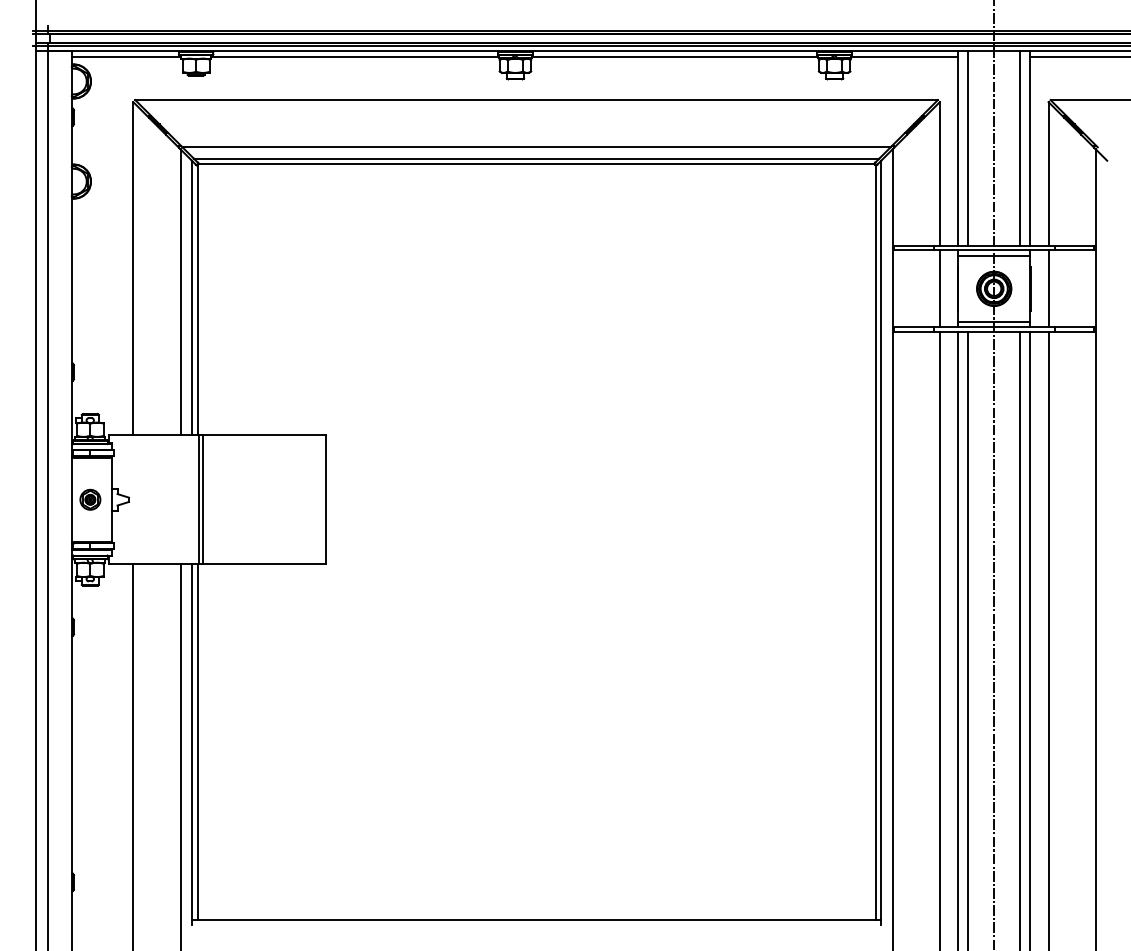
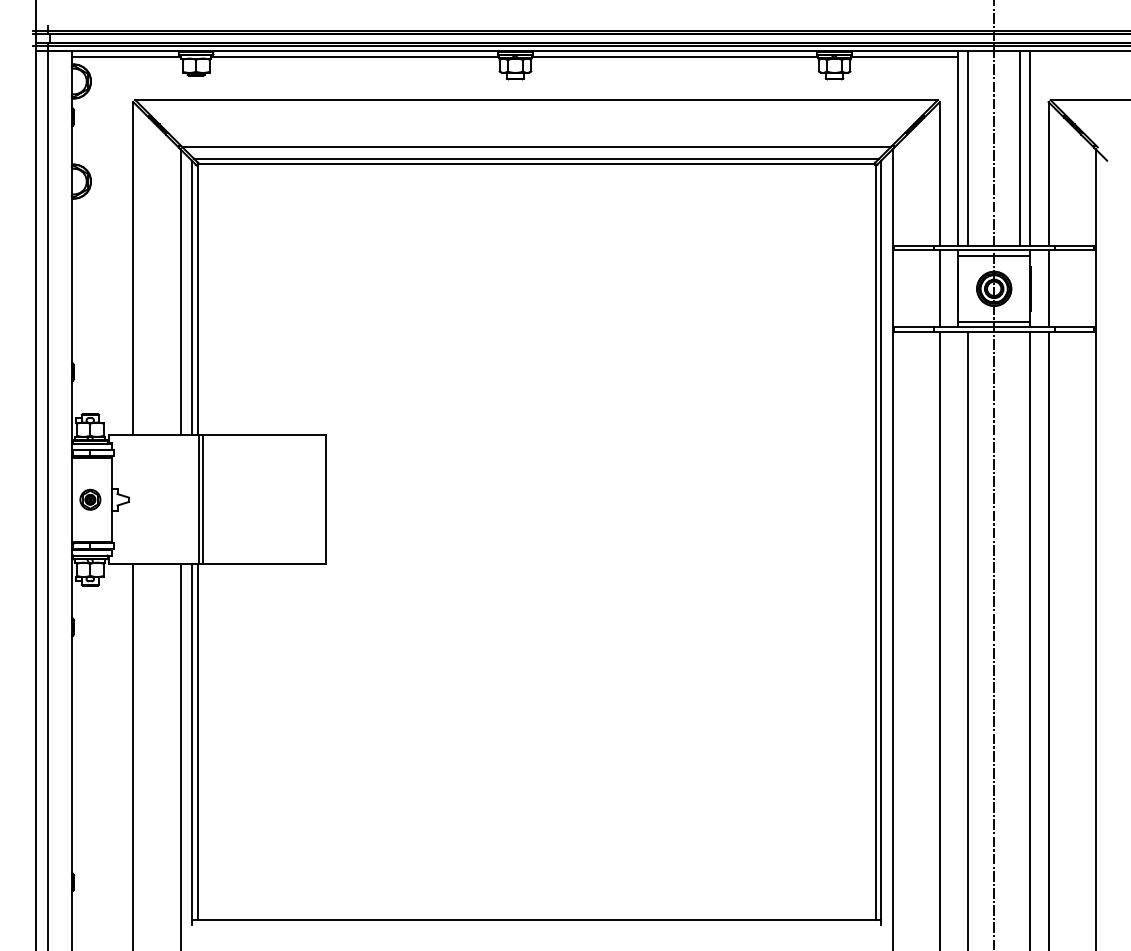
line: present -> none (1078, 57)
line: present -> none (958, 639)
line: present -> none (1019, 639)
